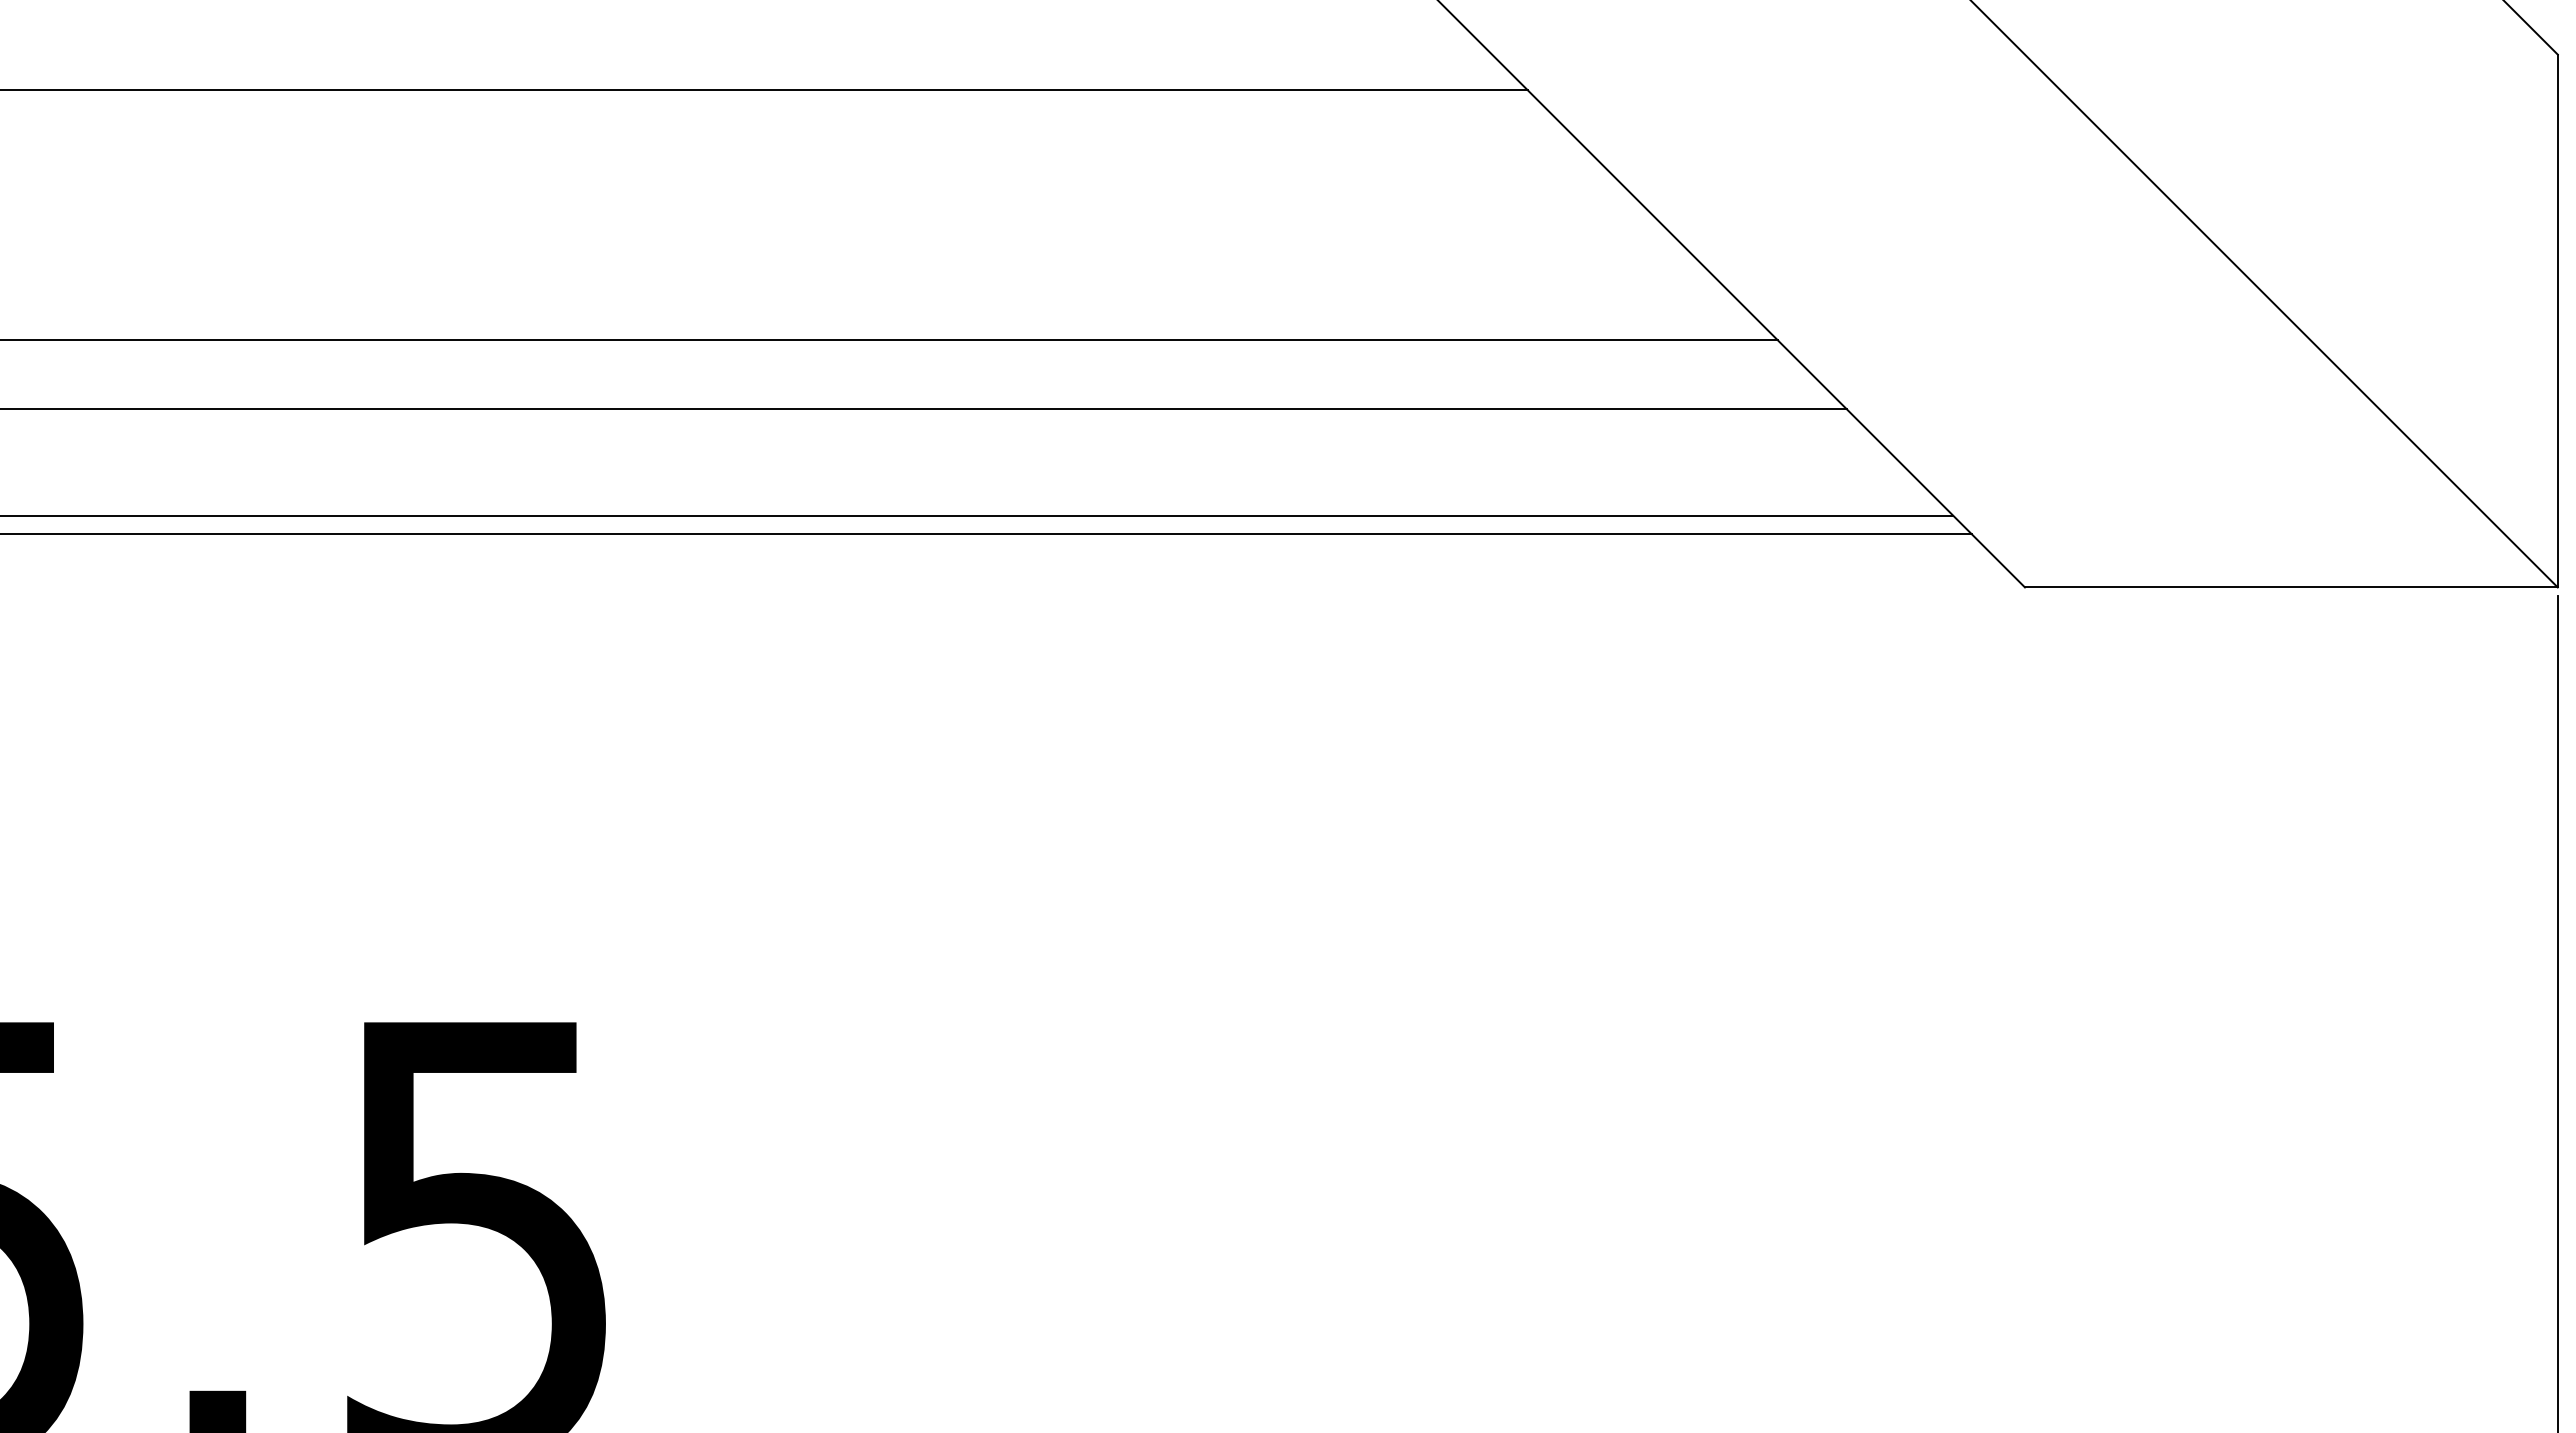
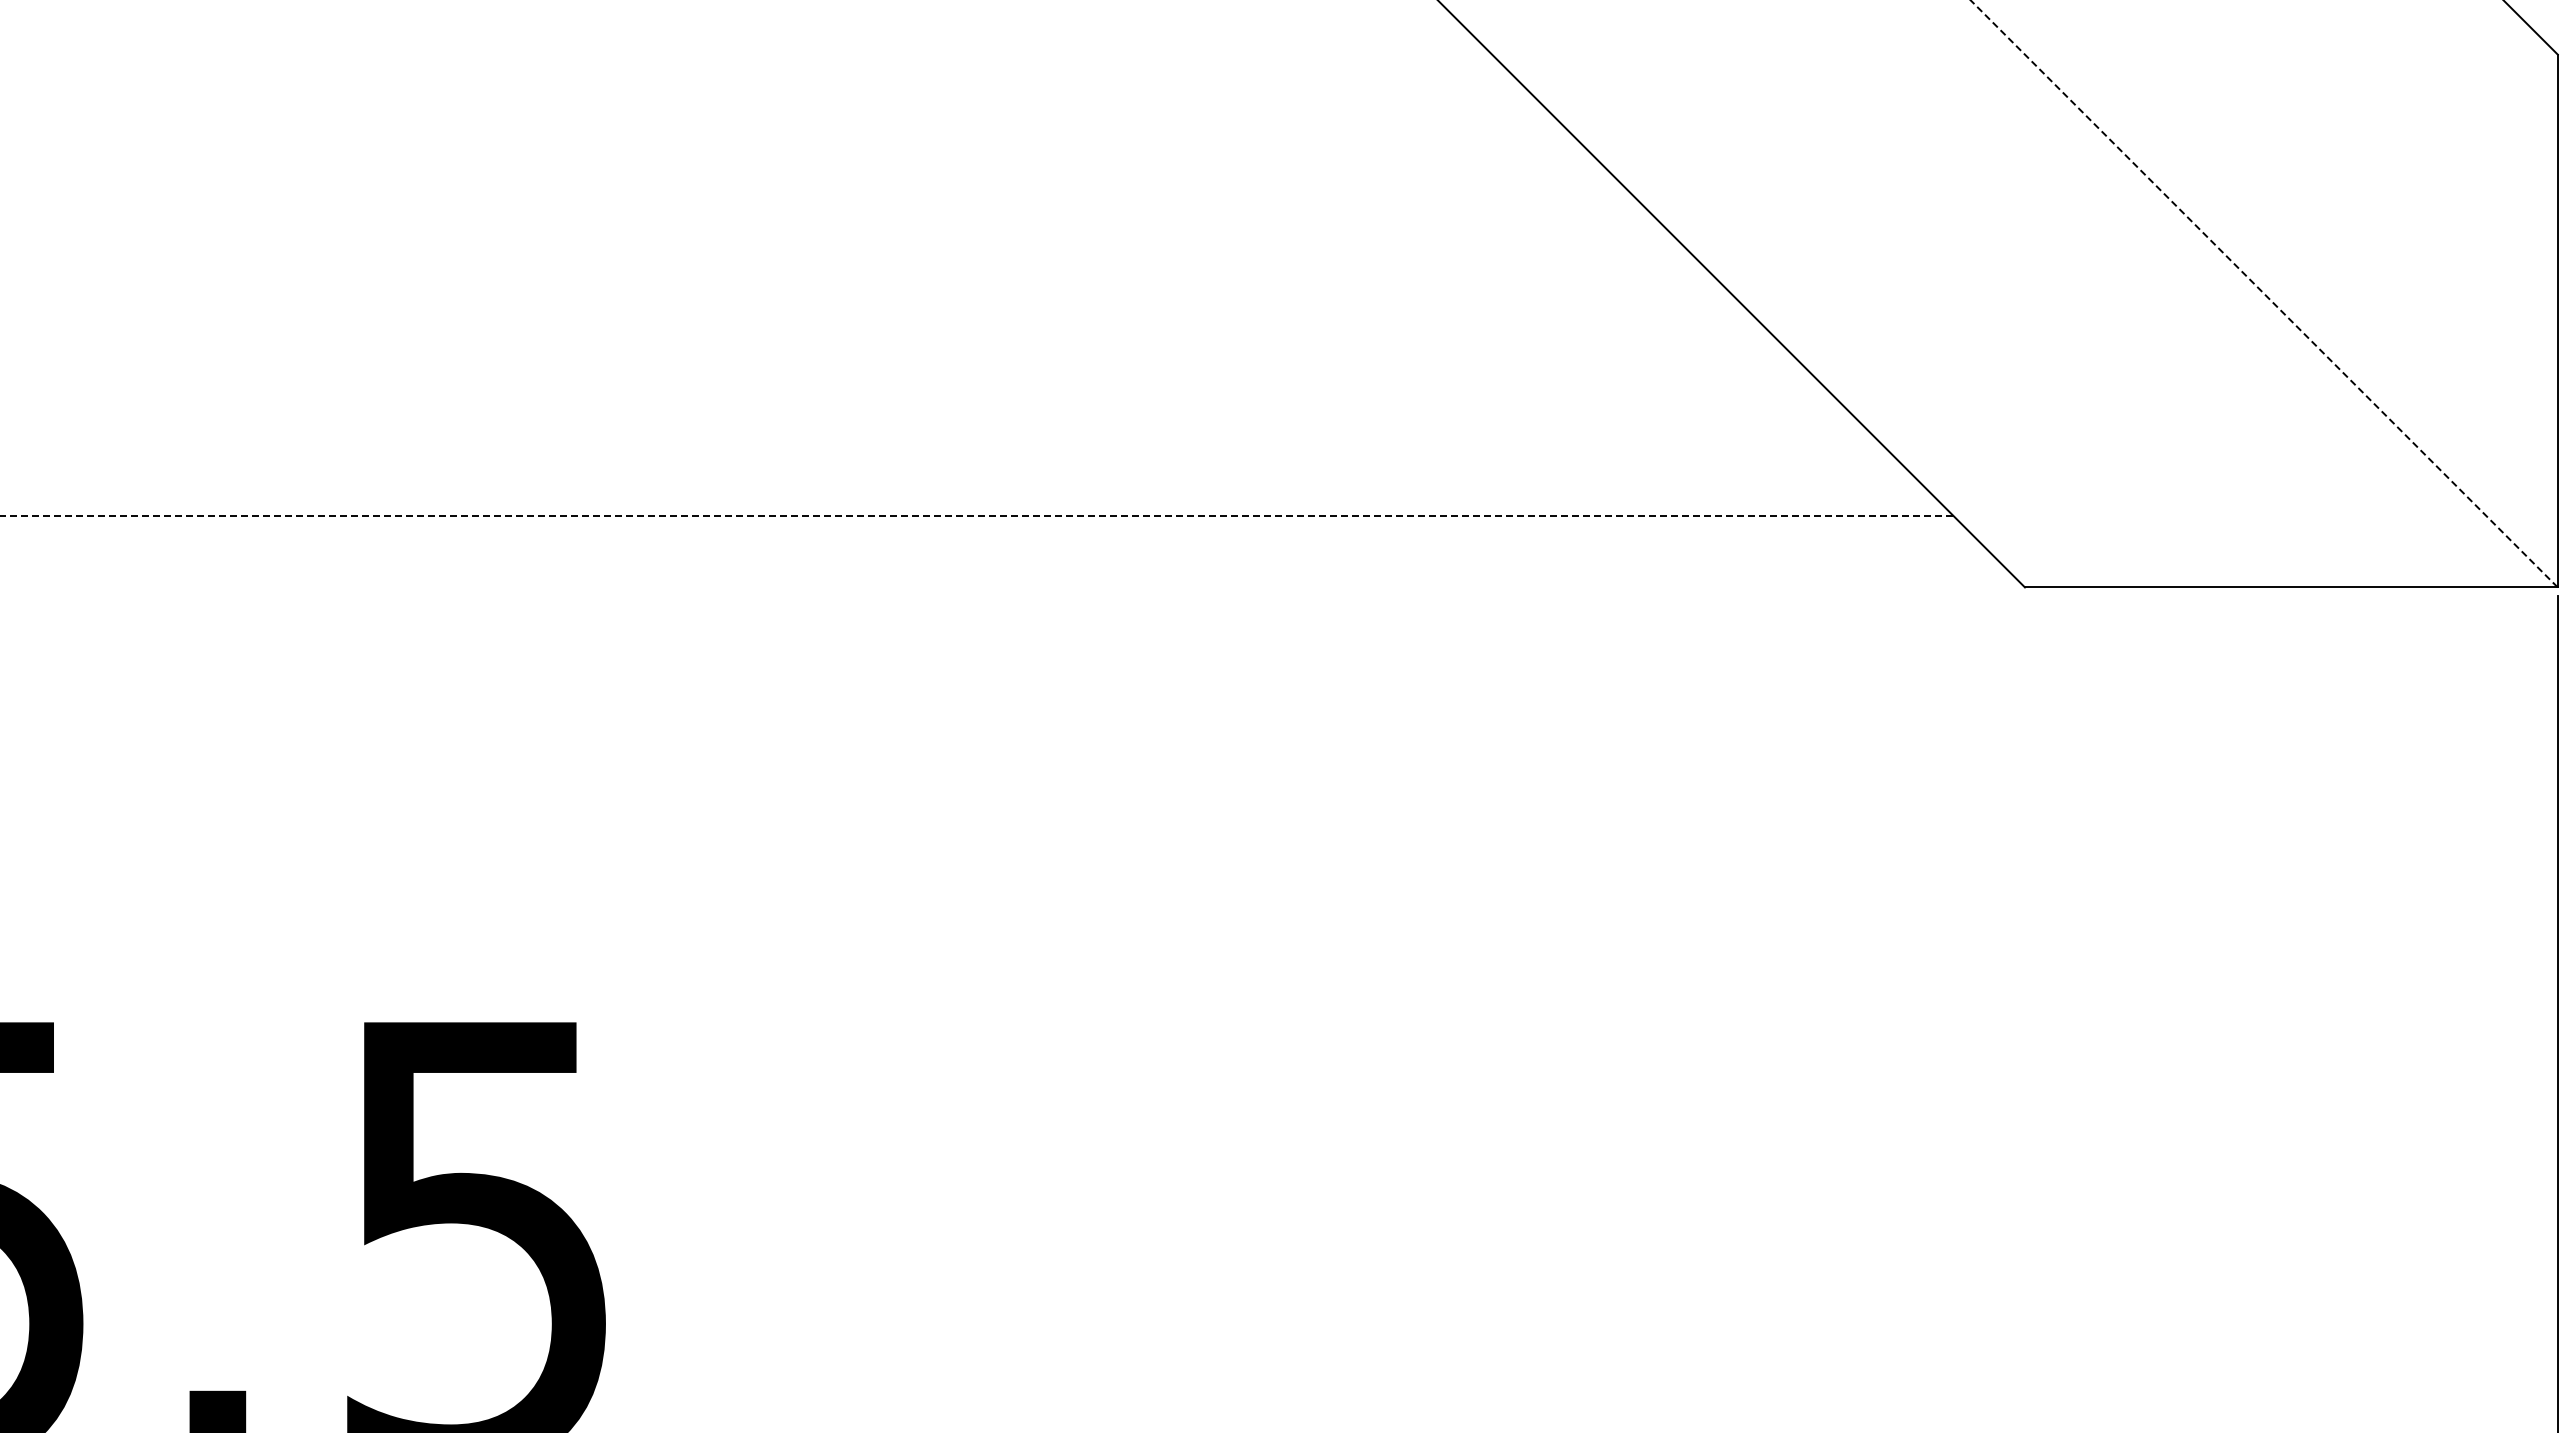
line: present -> none (764, 90)
line: solid -> dashed (2264, 294)
line: present -> none (889, 340)
line: present -> none (924, 409)
line: solid -> dashed (976, 515)
line: present -> none (986, 534)
